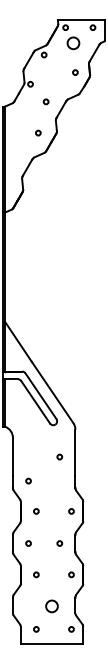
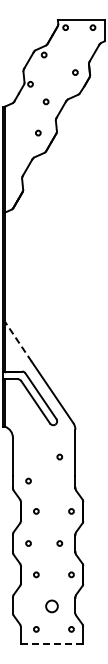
circle: present -> none (73, 43)
line: solid -> dashed (18, 341)
line: solid -> dashed (52, 644)
